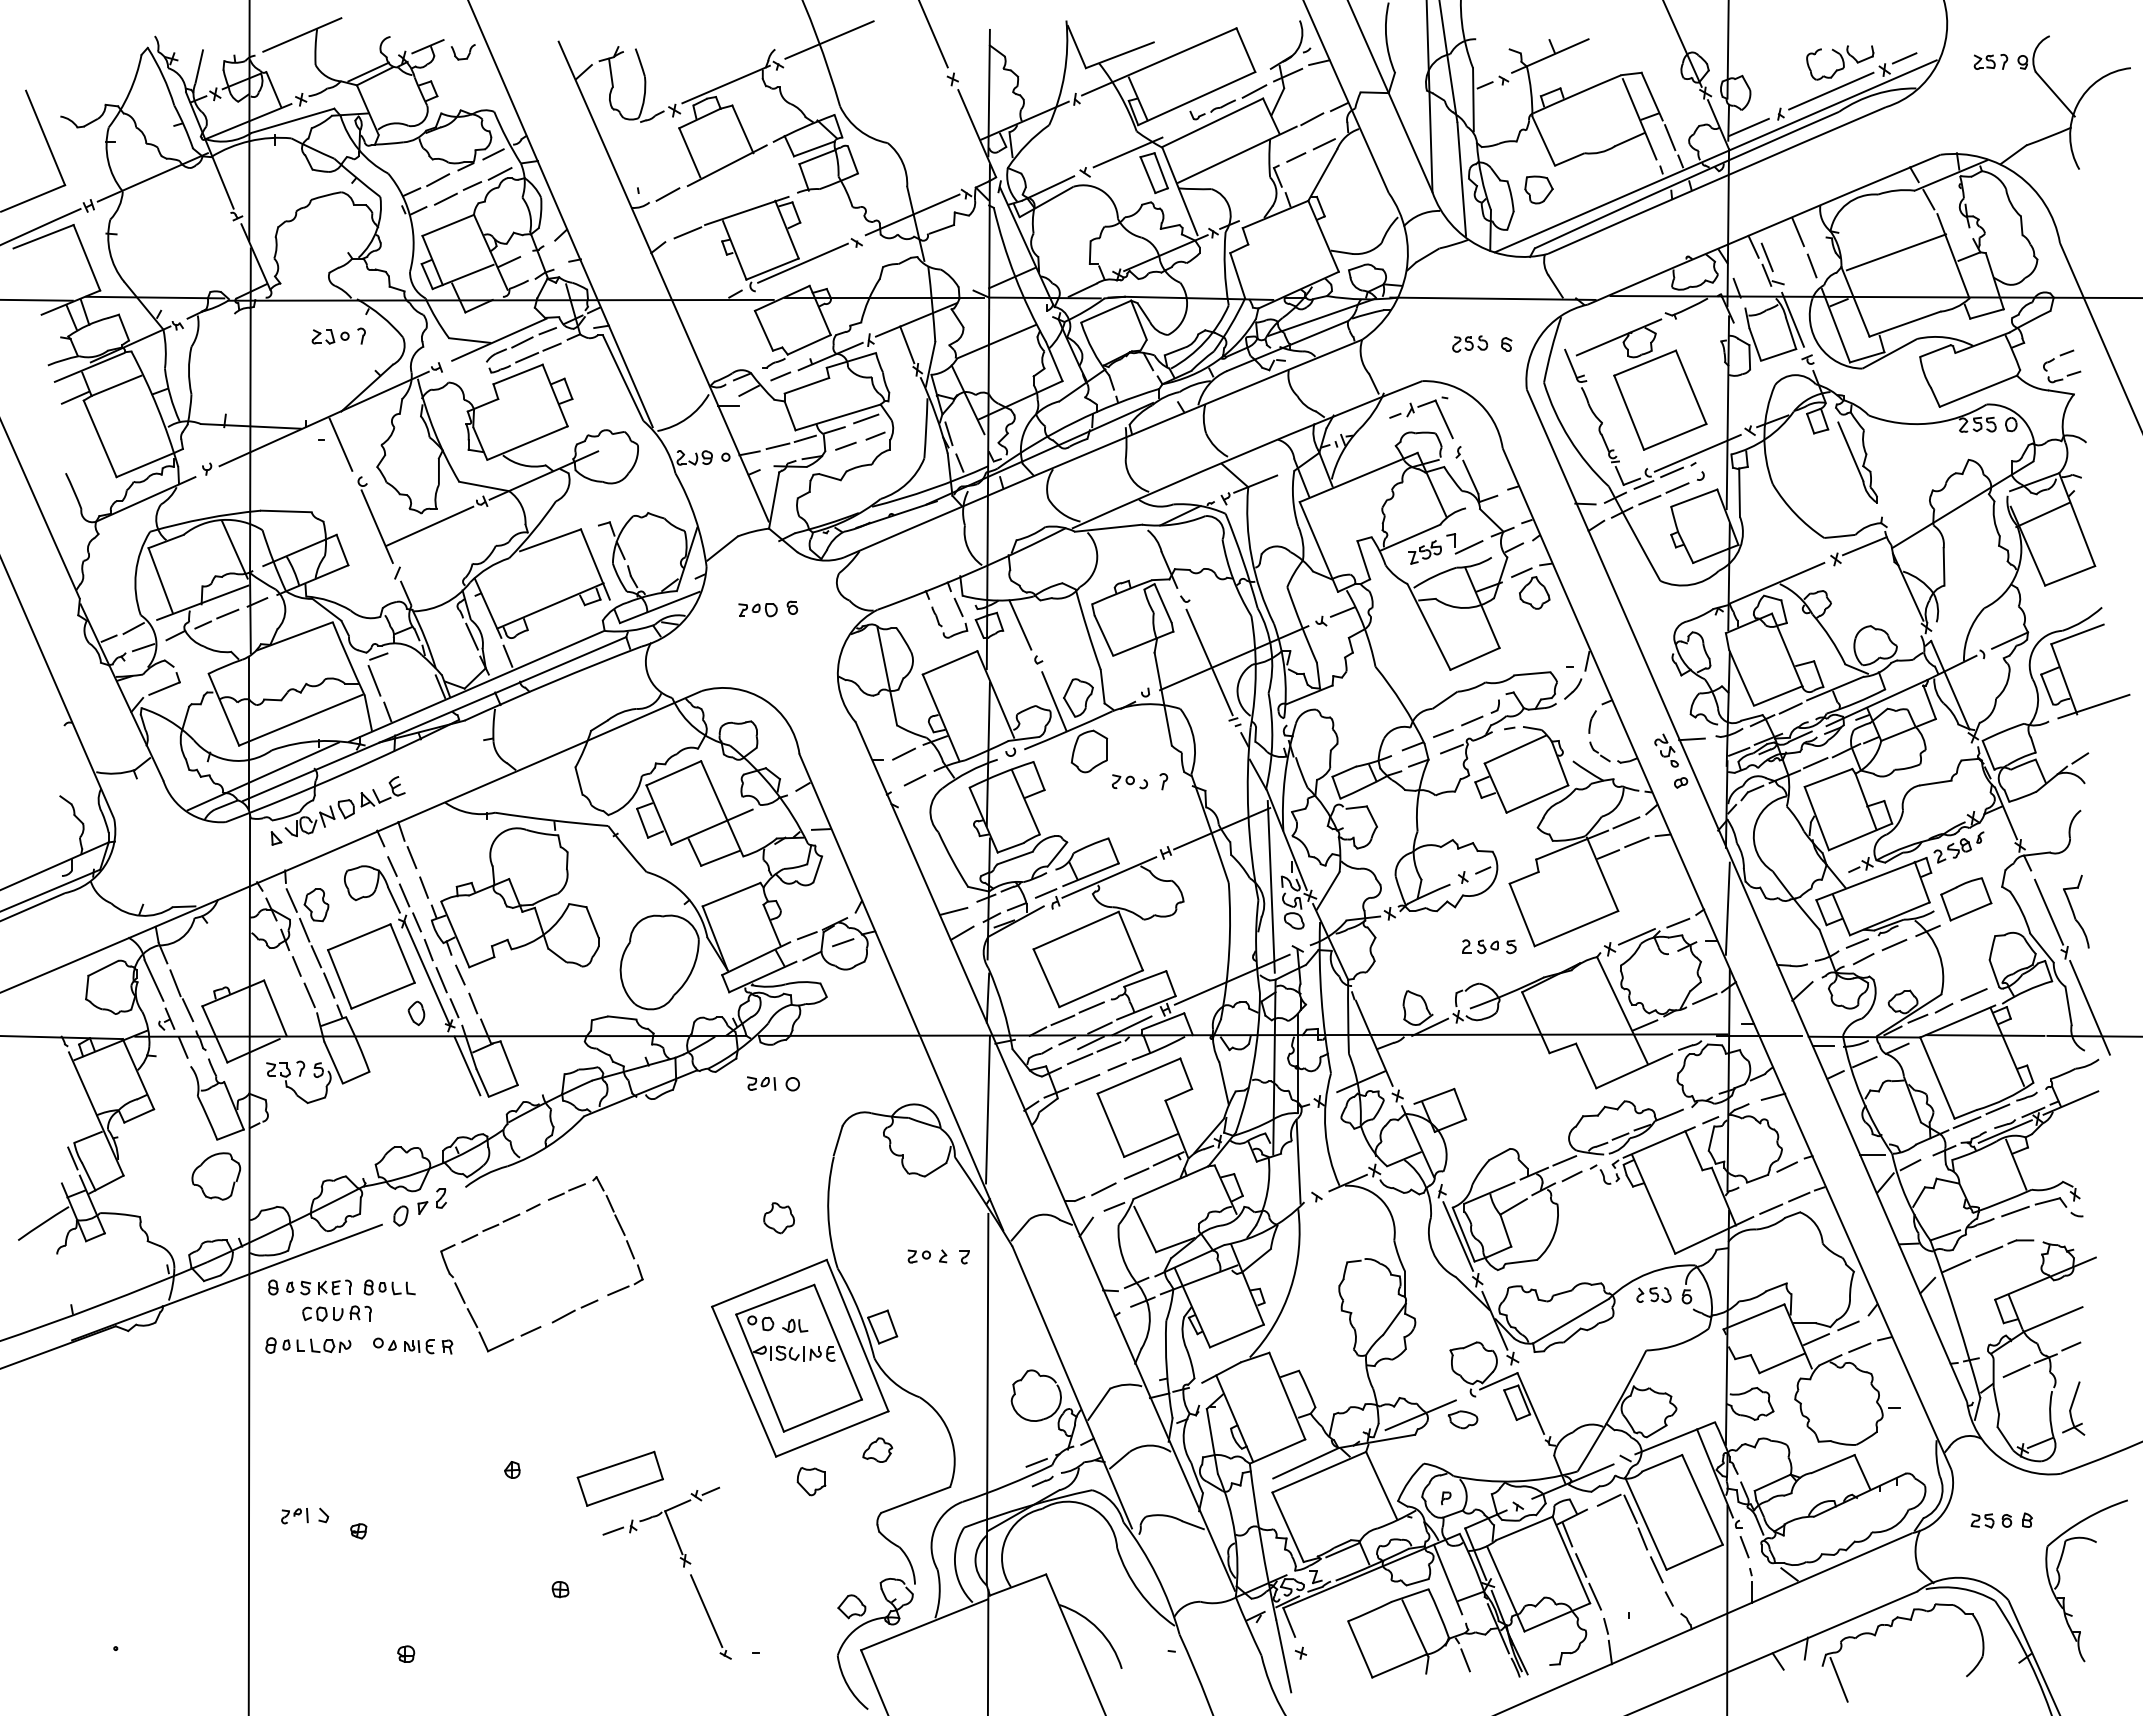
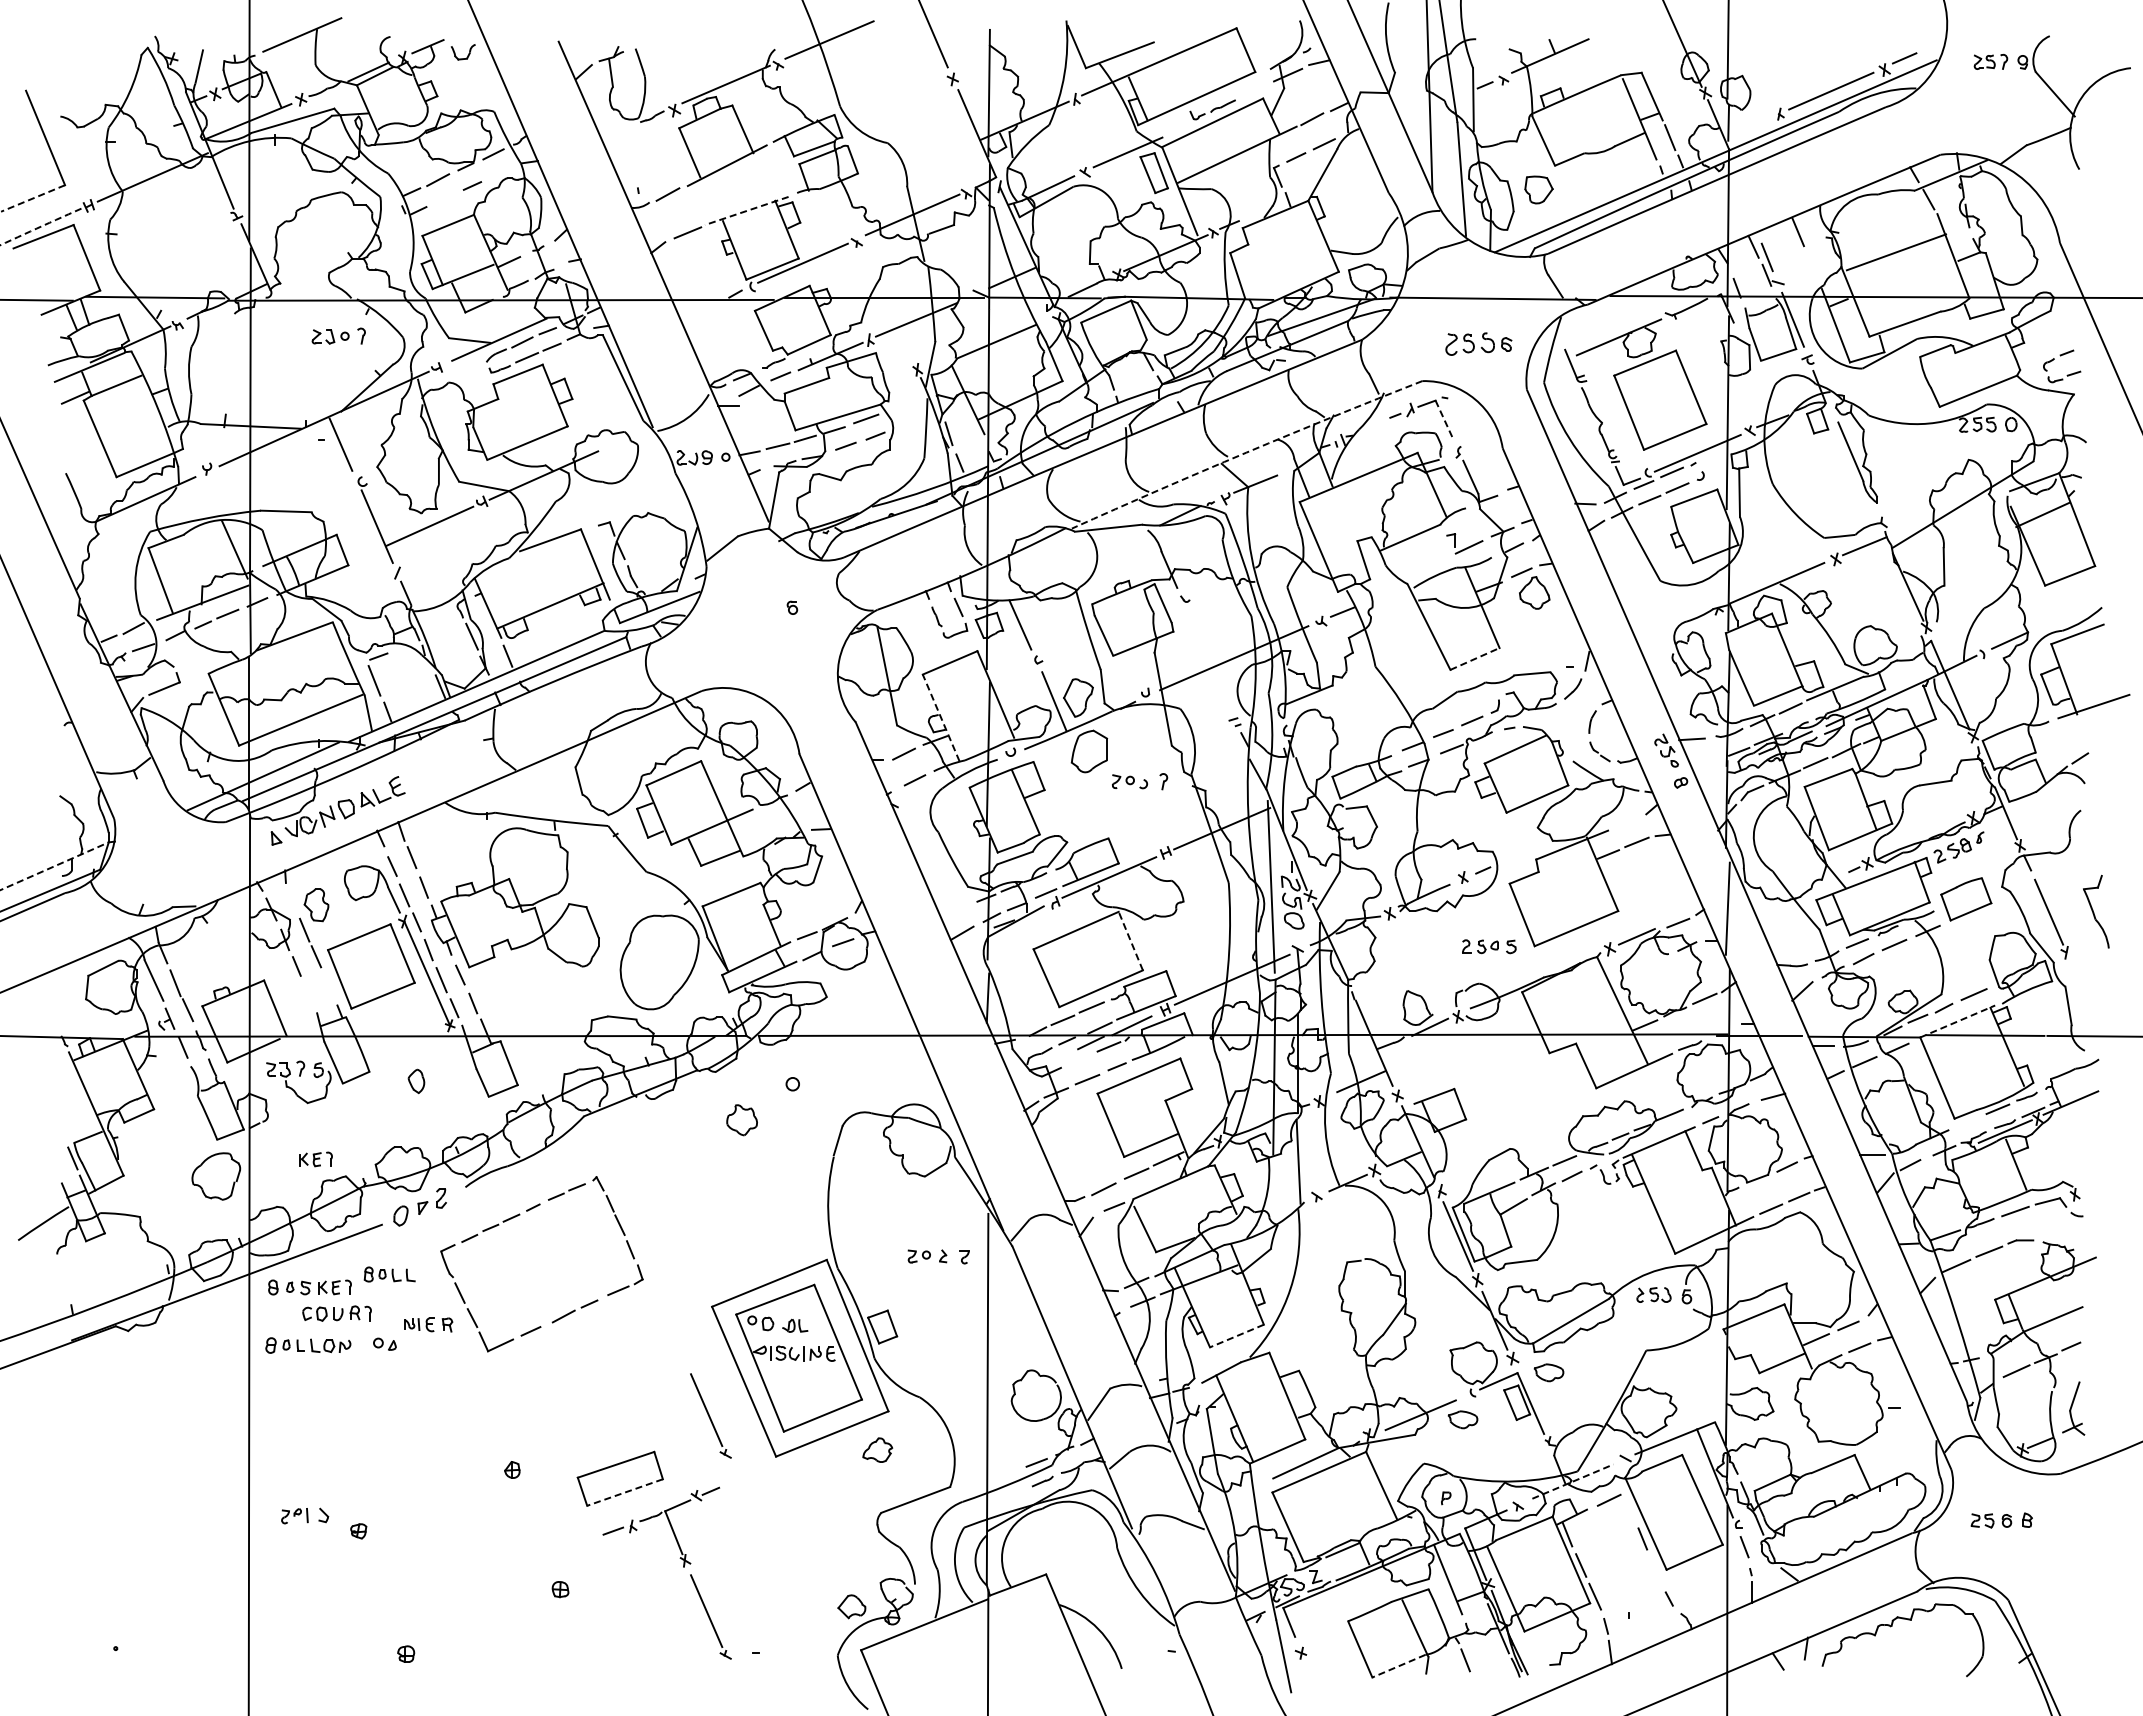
part: present -> none (1840, 62)
line: present -> none (1254, 91)
line: present -> none (1748, 127)
line: present -> none (499, 173)
line: solid -> dashed (33, 198)
line: present -> none (445, 198)
line: solid -> dashed (746, 211)
arc: solid -> dashed (40, 226)
line: present -> none (1811, 265)
part size: 36x18 px -> 50x24 px (1469, 343)
line: present -> none (907, 344)
line: solid -> dashed (1444, 419)
arc: solid -> dashed (1246, 452)
part: present -> none (1424, 552)
part: present -> none (757, 610)
line: solid -> dashed (1475, 658)
line: present -> none (1209, 662)
line: solid -> dashed (940, 717)
line: present -> none (1626, 822)
line: solid -> dashed (55, 866)
line: present -> none (291, 900)
line: present -> none (953, 910)
part position: (2076, 911) -> (2096, 911) (2096, 911)
line: solid -> dashed (1130, 941)
line: present -> none (329, 985)
line: present -> none (309, 995)
line: present -> none (2089, 1007)
part position: (416, 1013) -> (416, 1081) (416, 1081)
line: solid -> dashed (1957, 1021)
line: present -> none (1079, 1058)
line: present -> none (467, 1065)
part: present -> none (761, 1083)
line: present -> none (987, 1109)
line: present -> none (1966, 1122)
part: none -> present (315, 1159)
part position: (778, 1218) -> (741, 1120) (741, 1120)
part position: (389, 1287) -> (389, 1274) (389, 1274)
line: solid -> dashed (1236, 1336)
part position: (428, 1346) -> (428, 1324) (428, 1324)
part: none -> present (1548, 1372)
part: none -> present (710, 1415)
part: present -> none (811, 1481)
line: solid -> dashed (1573, 1481)
line: solid -> dashed (624, 1492)
line: present -> none (1630, 1508)
line: present -> none (1656, 1569)
part: present -> none (2060, 1580)
line: solid -> dashed (1398, 1666)
line: present -> none (1838, 1679)
